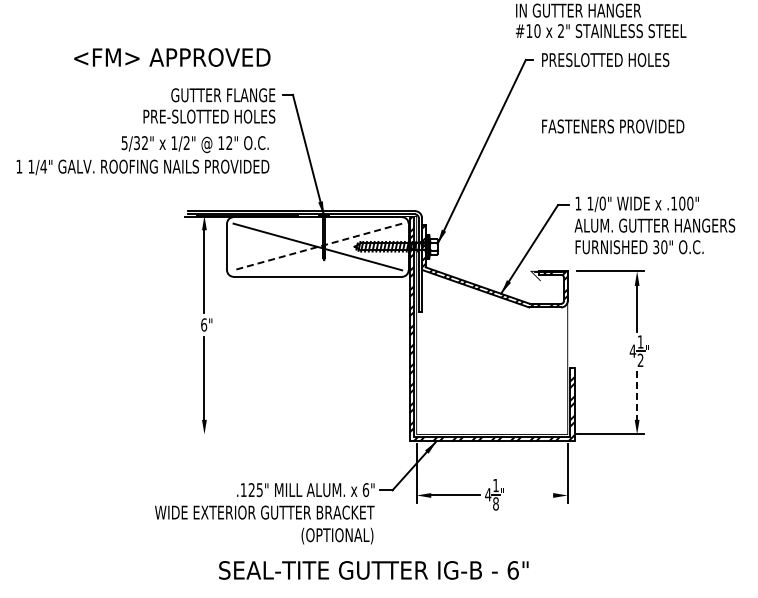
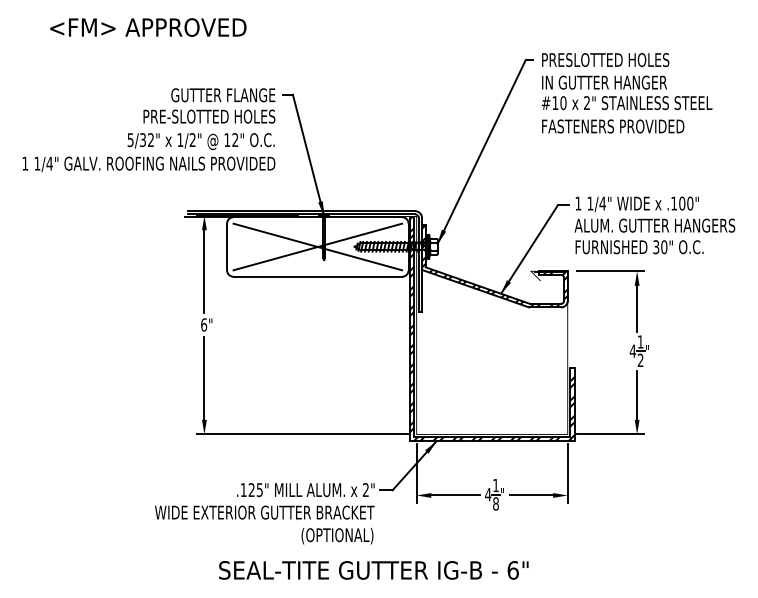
text position: (600, 20) -> (626, 92) (626, 92)
text position: (172, 57) -> (148, 27) (148, 27)
text position: (142, 155) -> (148, 152) (148, 152)
text: 1/0" -> 1/4" (602, 203)
line: dashed -> solid (317, 247)
line: dashed -> solid (637, 395)
line: none -> present (302, 434)
text: 6" -> 2" (365, 490)
line: none -> present (531, 495)
